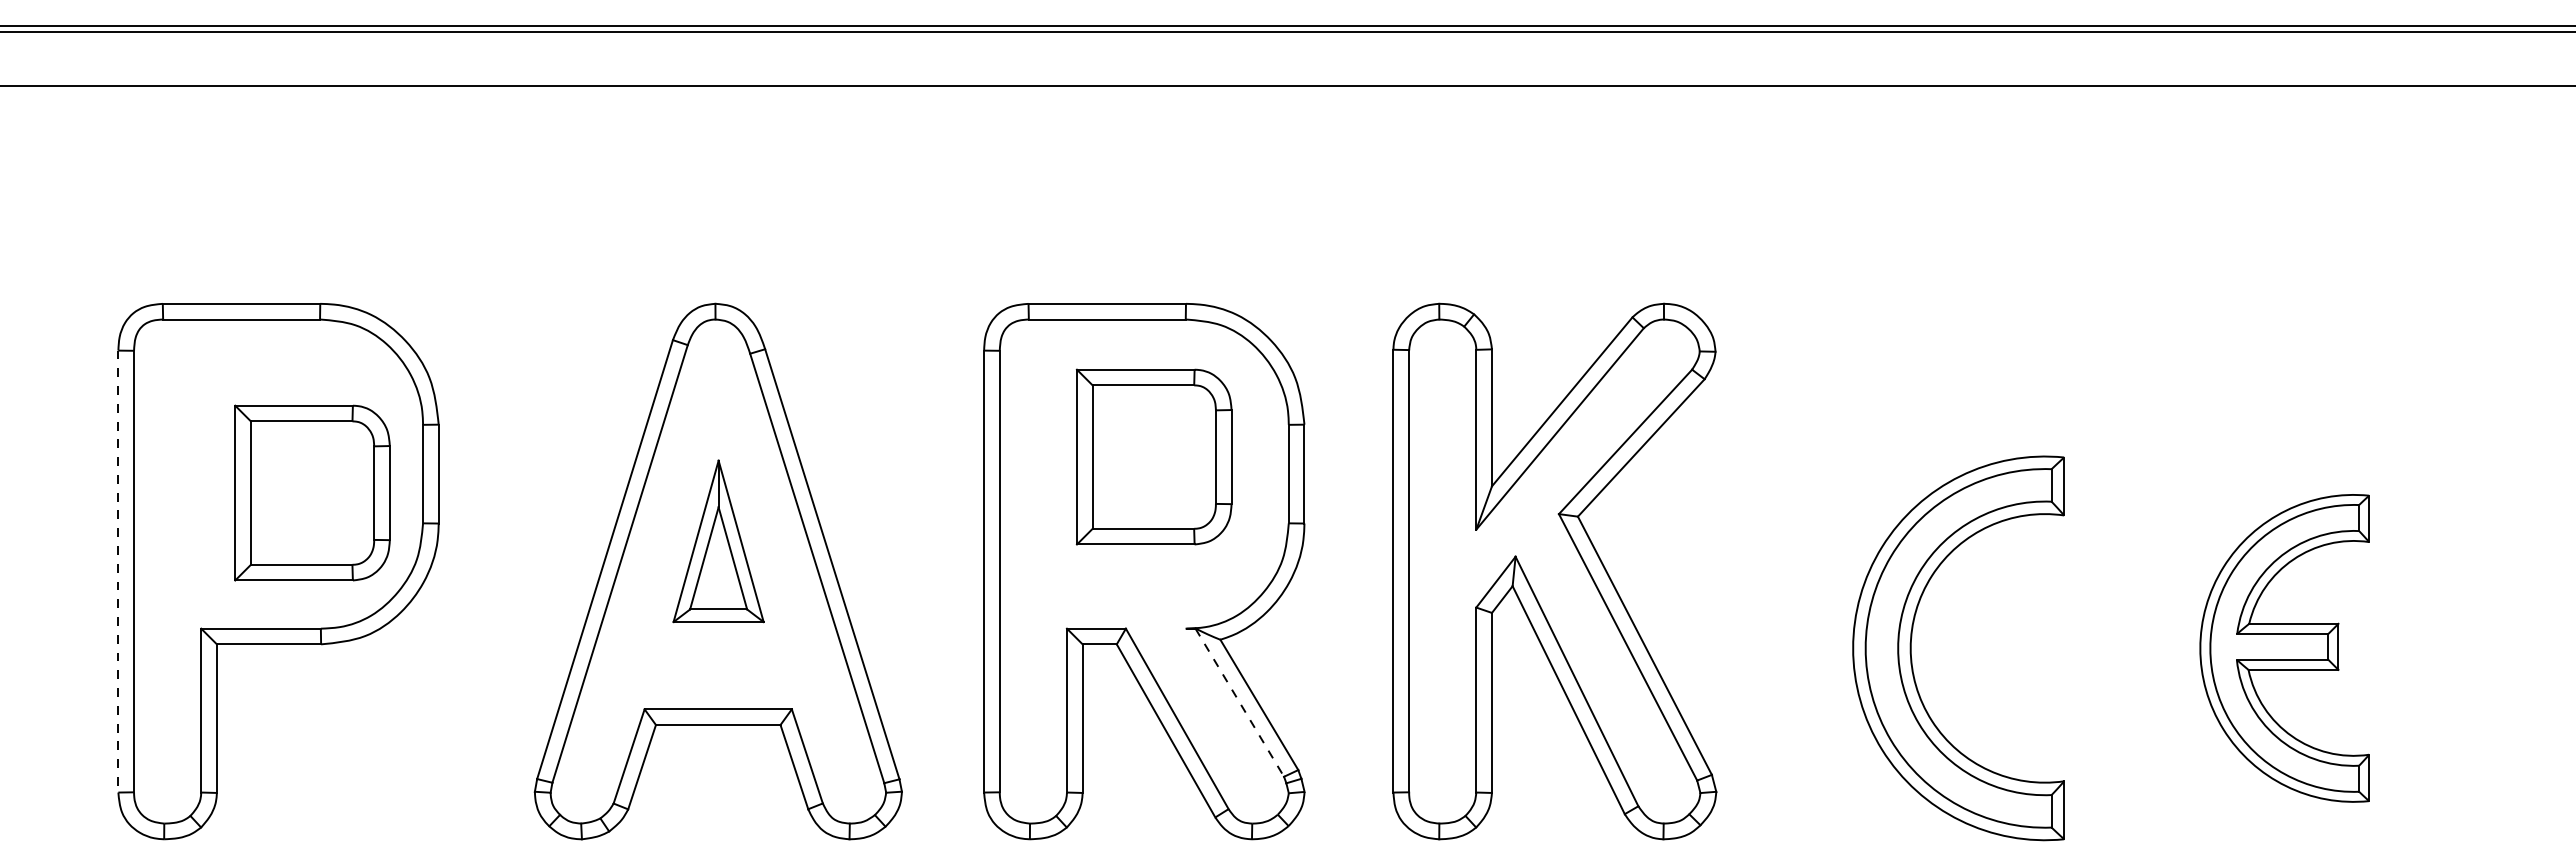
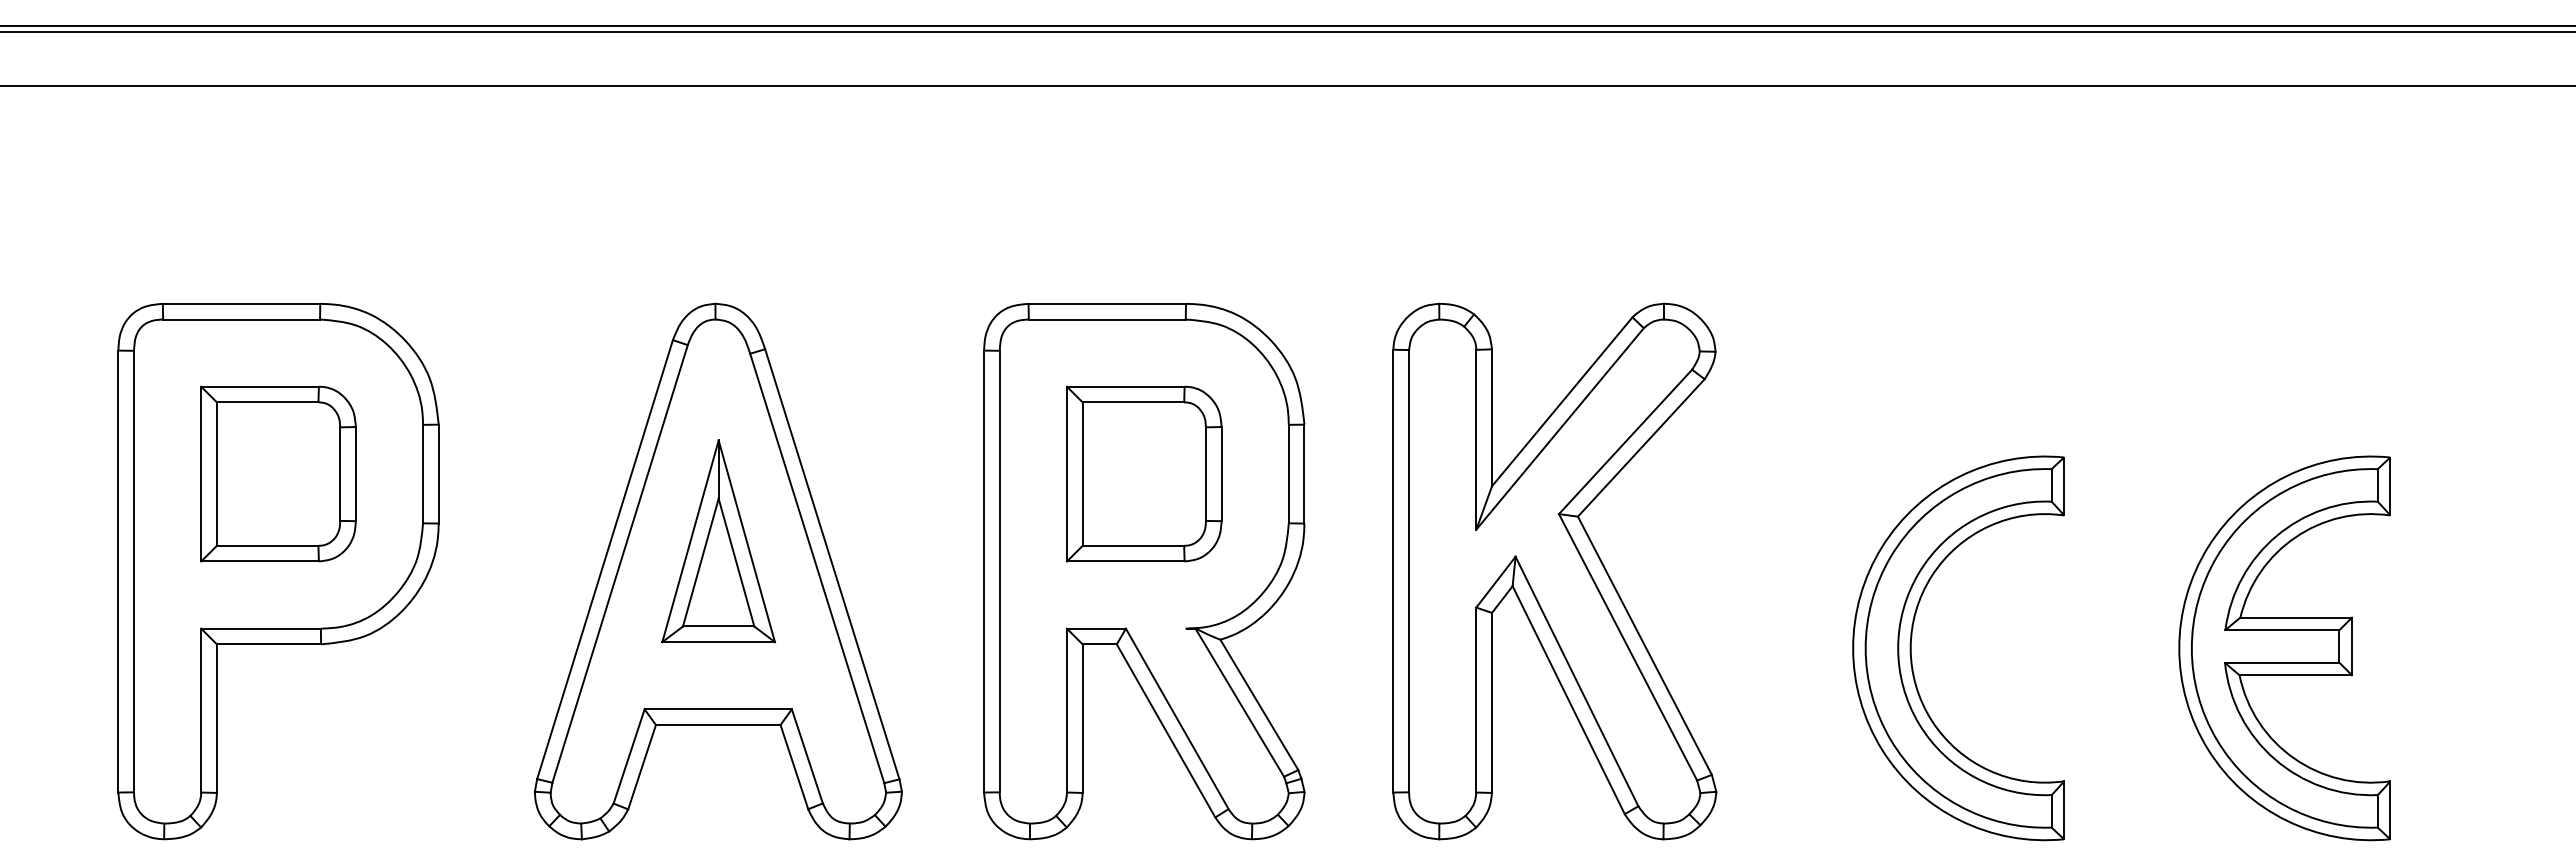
part position: (1153, 456) -> (1143, 473) (1143, 473)
part position: (312, 492) -> (278, 473) (278, 473)
part size: 93x165 px -> 115x205 px (718, 541)
line: dashed -> solid (118, 571)
part size: 171x309 px -> 213x387 px (2284, 648)
line: dashed -> solid (1240, 703)
